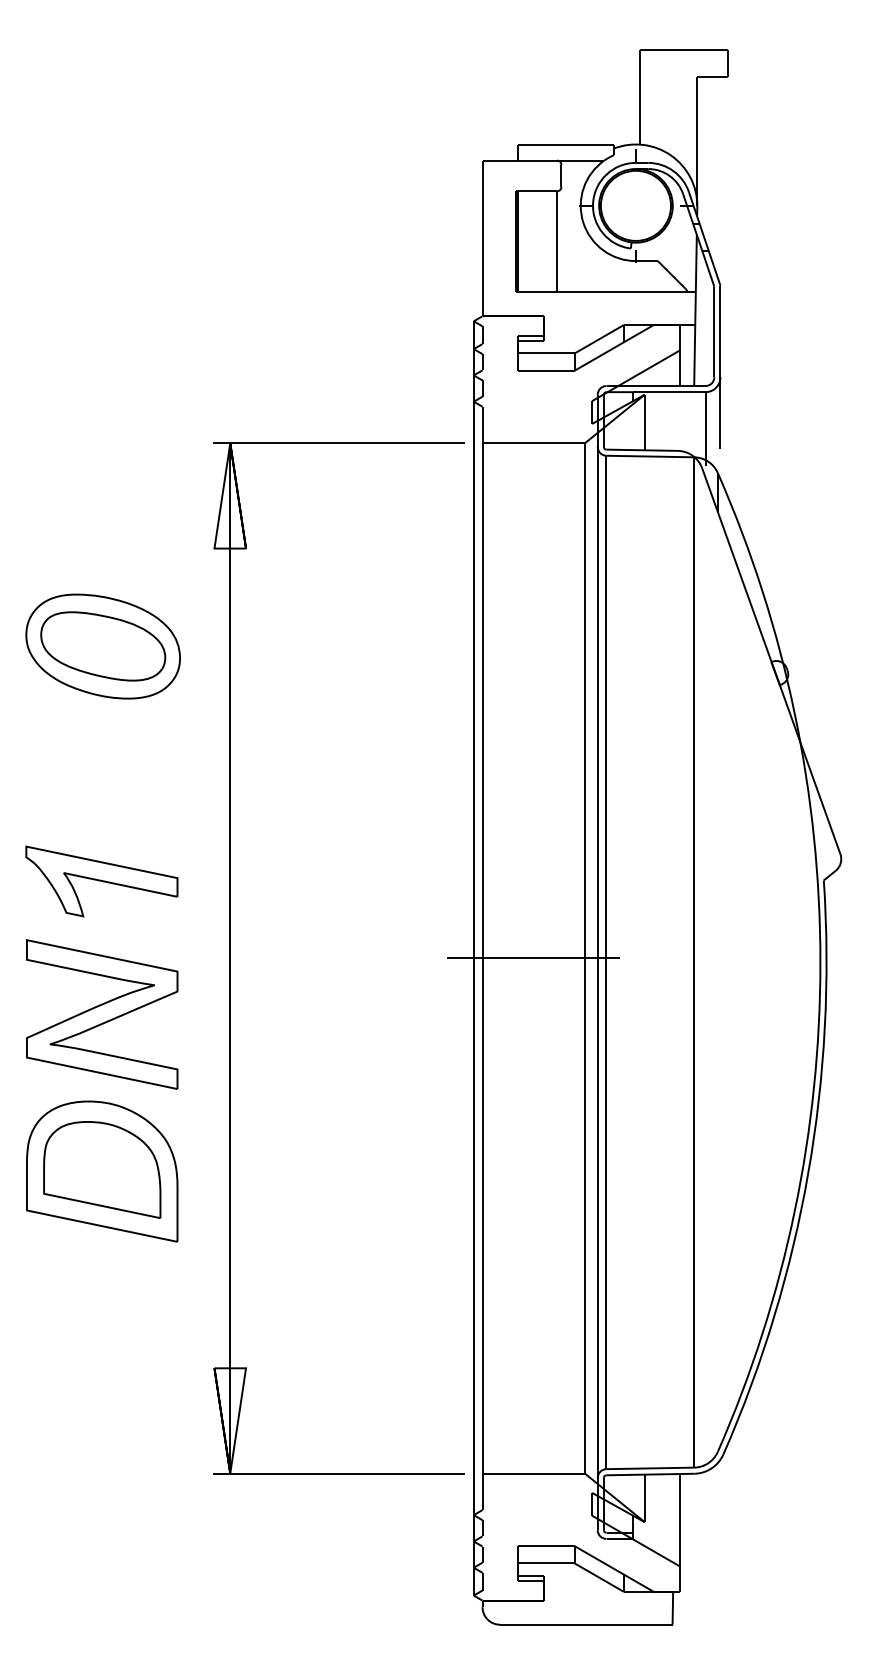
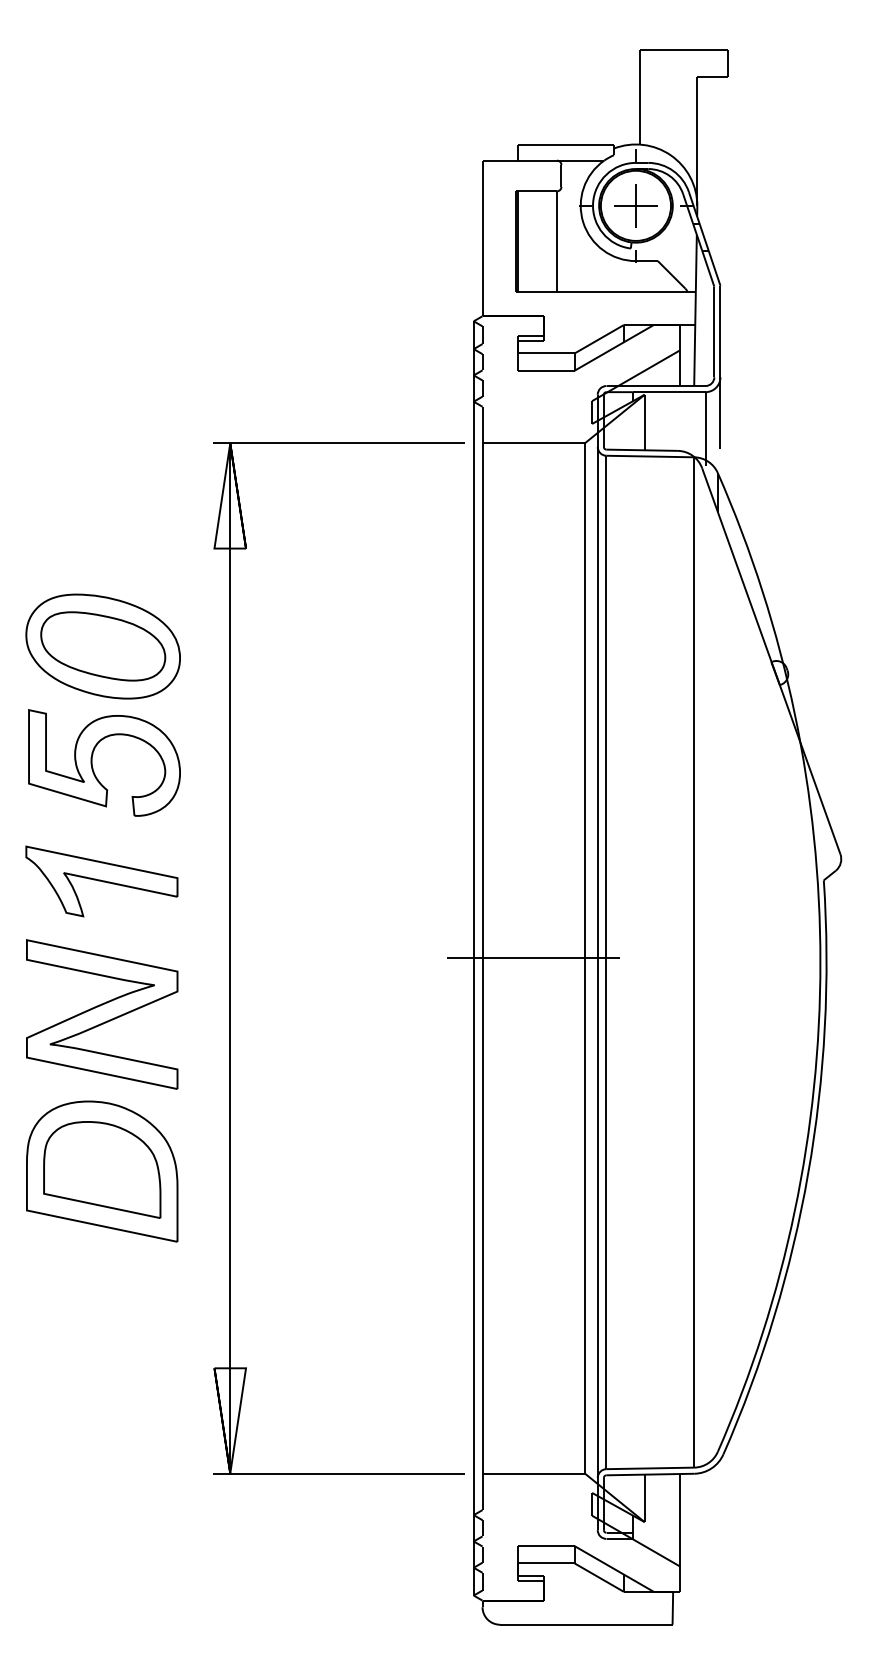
part: none -> present (635, 205)
part: none -> present (92, 762)
